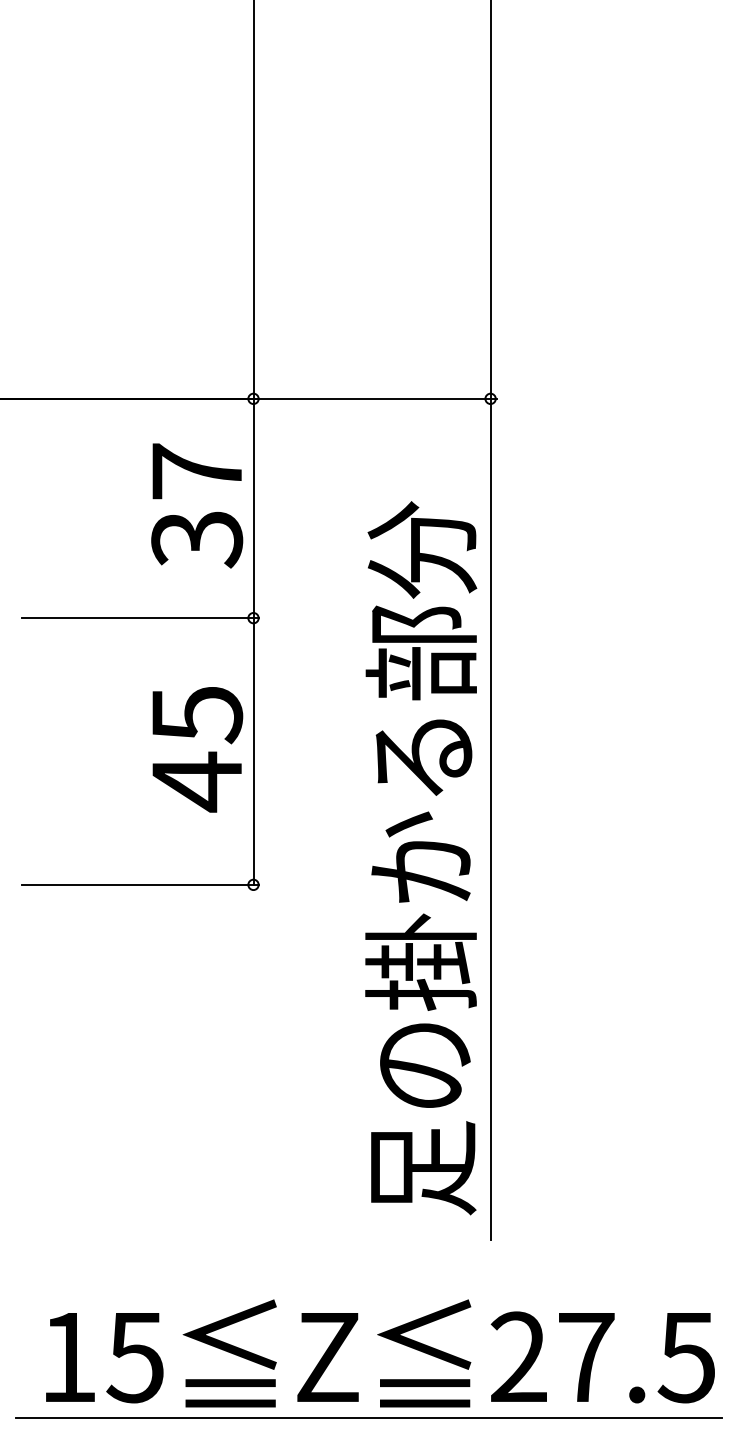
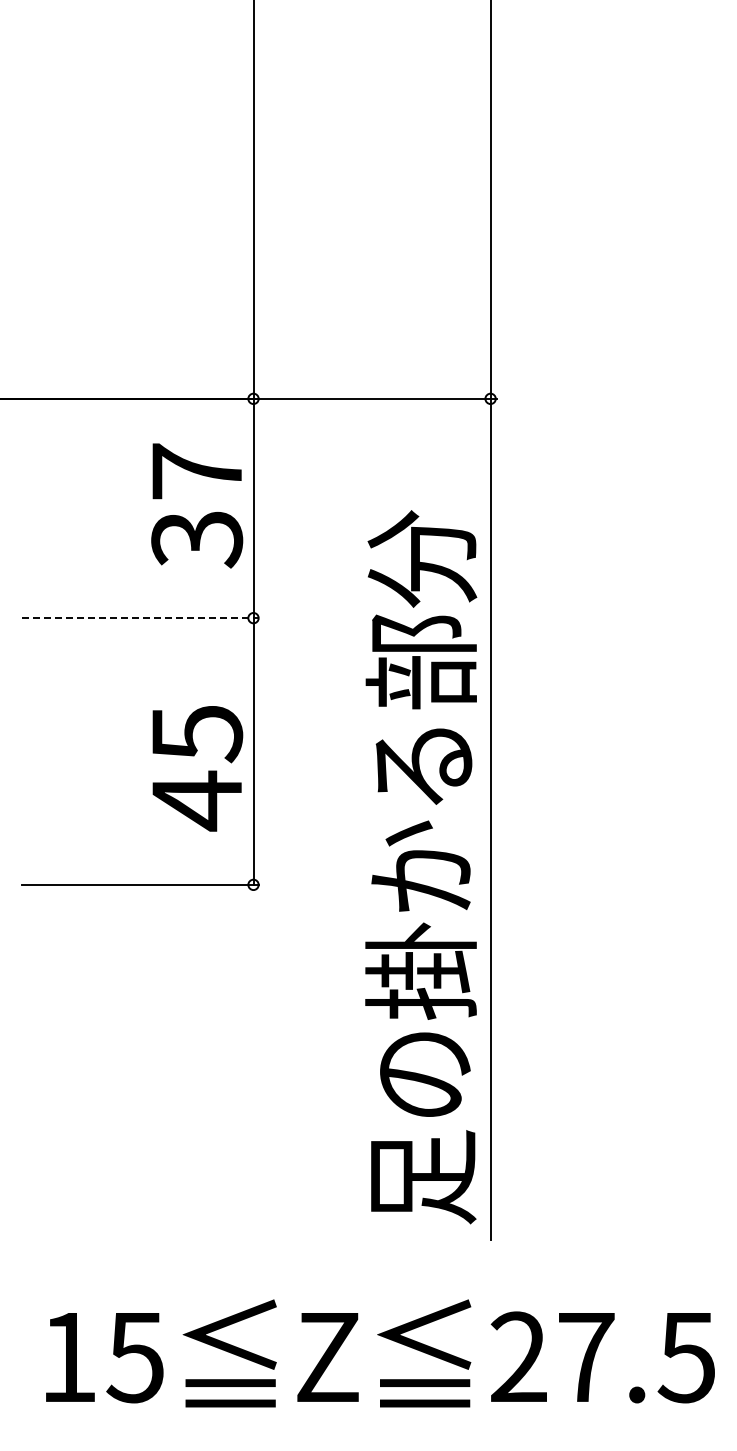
line: solid -> dashed (140, 618)
text position: (197, 749) -> (197, 768) (197, 768)
text position: (421, 858) -> (421, 867) (421, 867)
line: present -> none (369, 1418)
